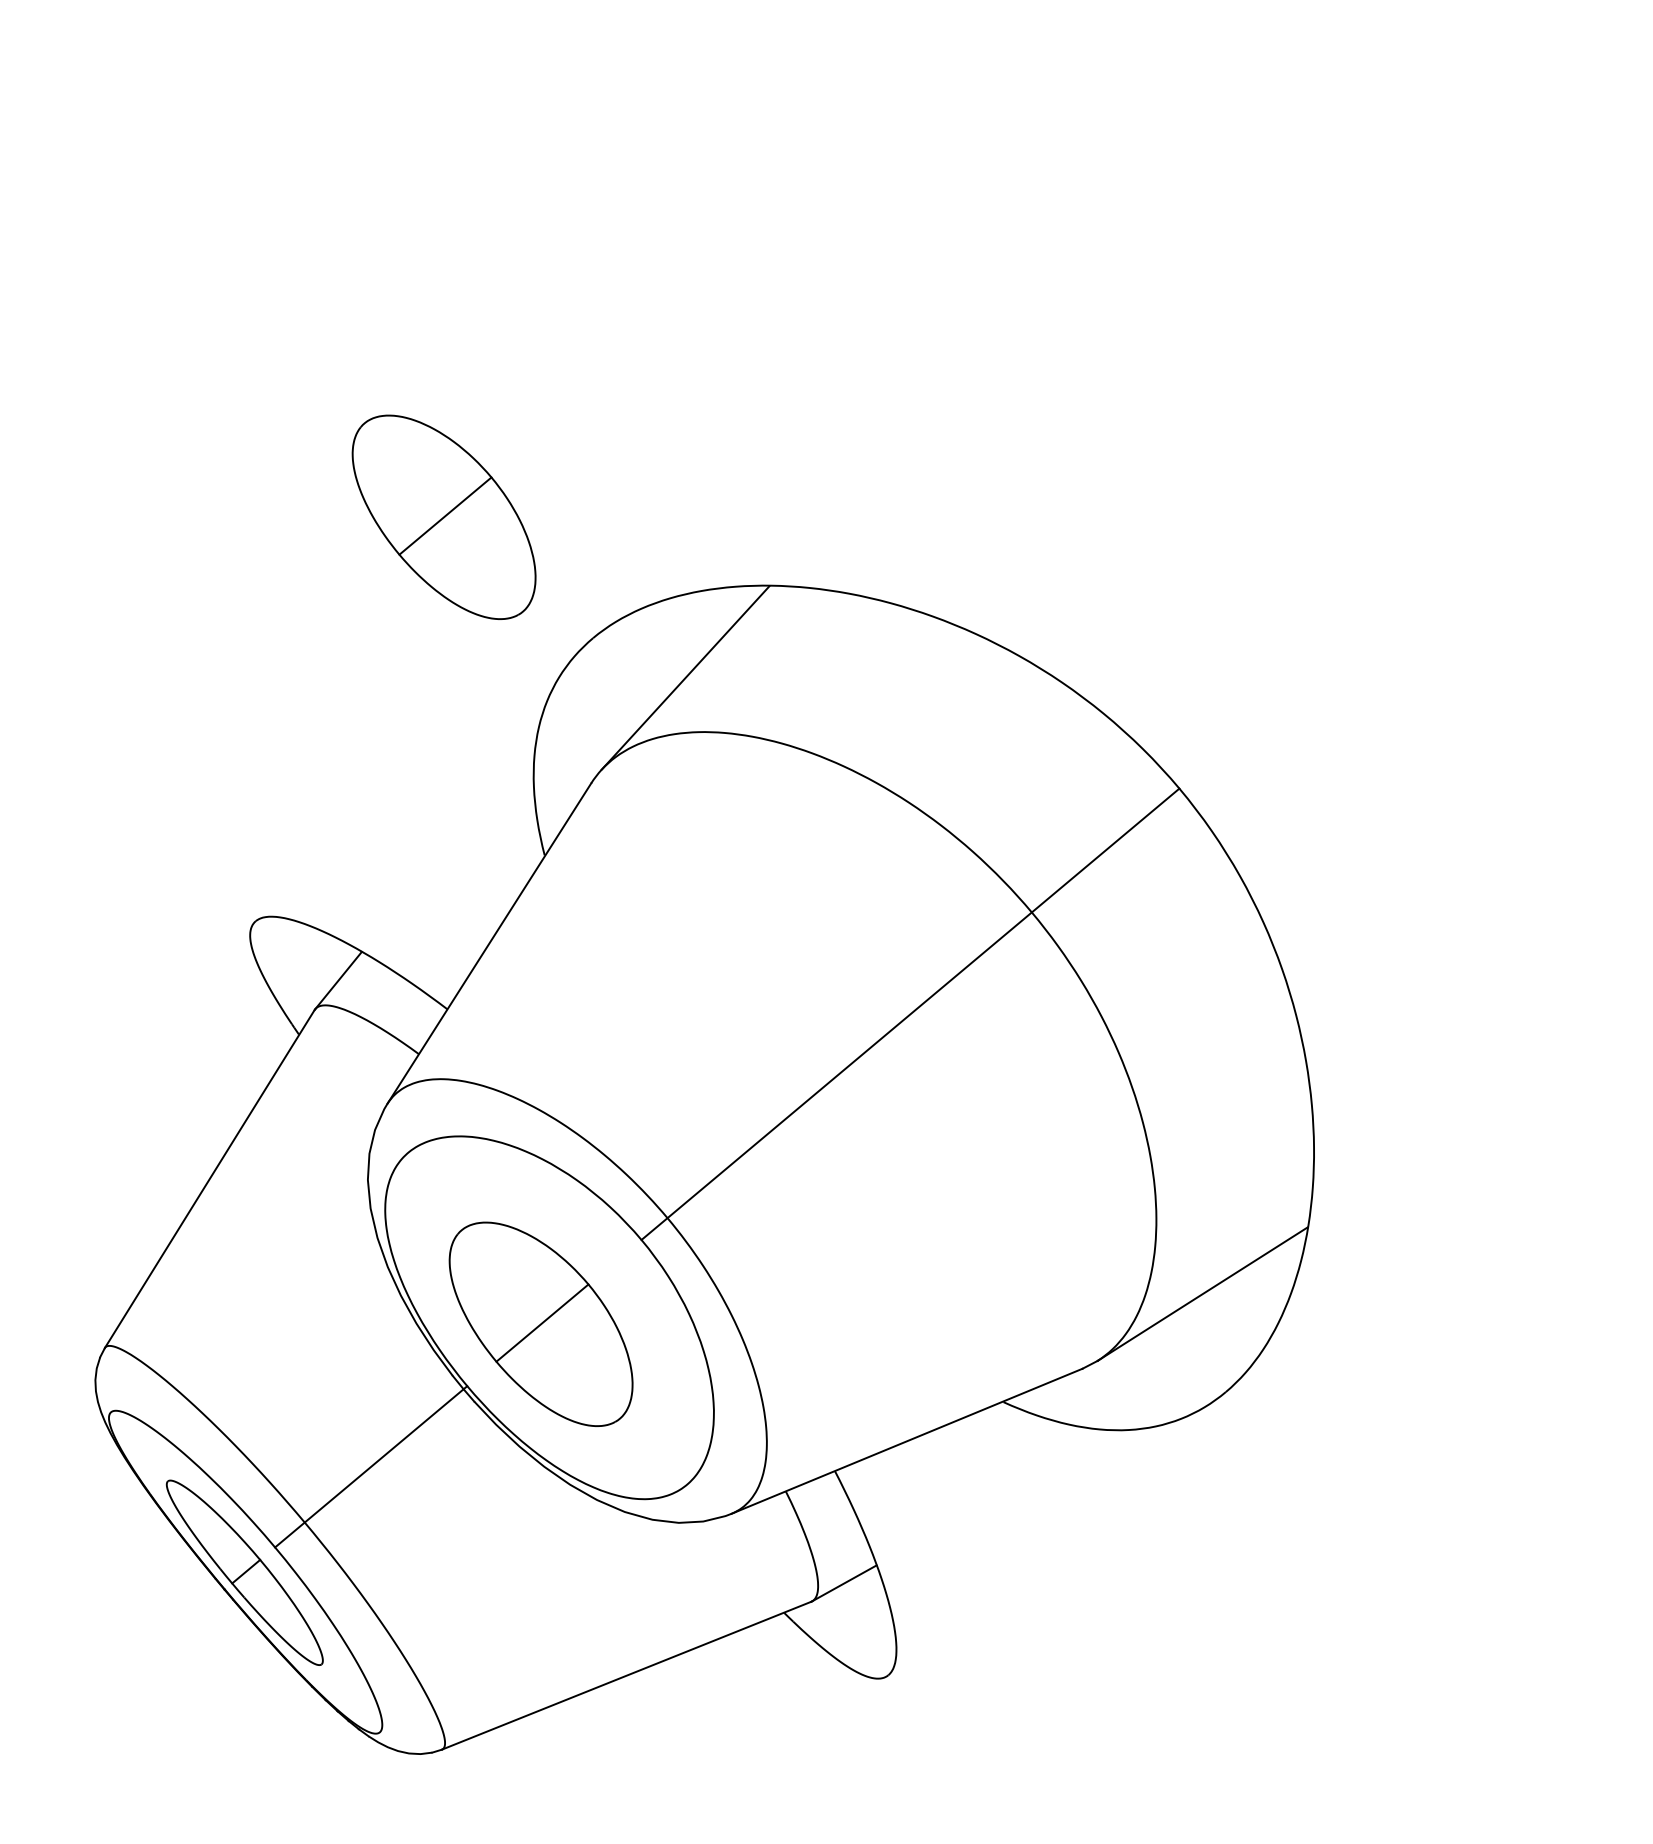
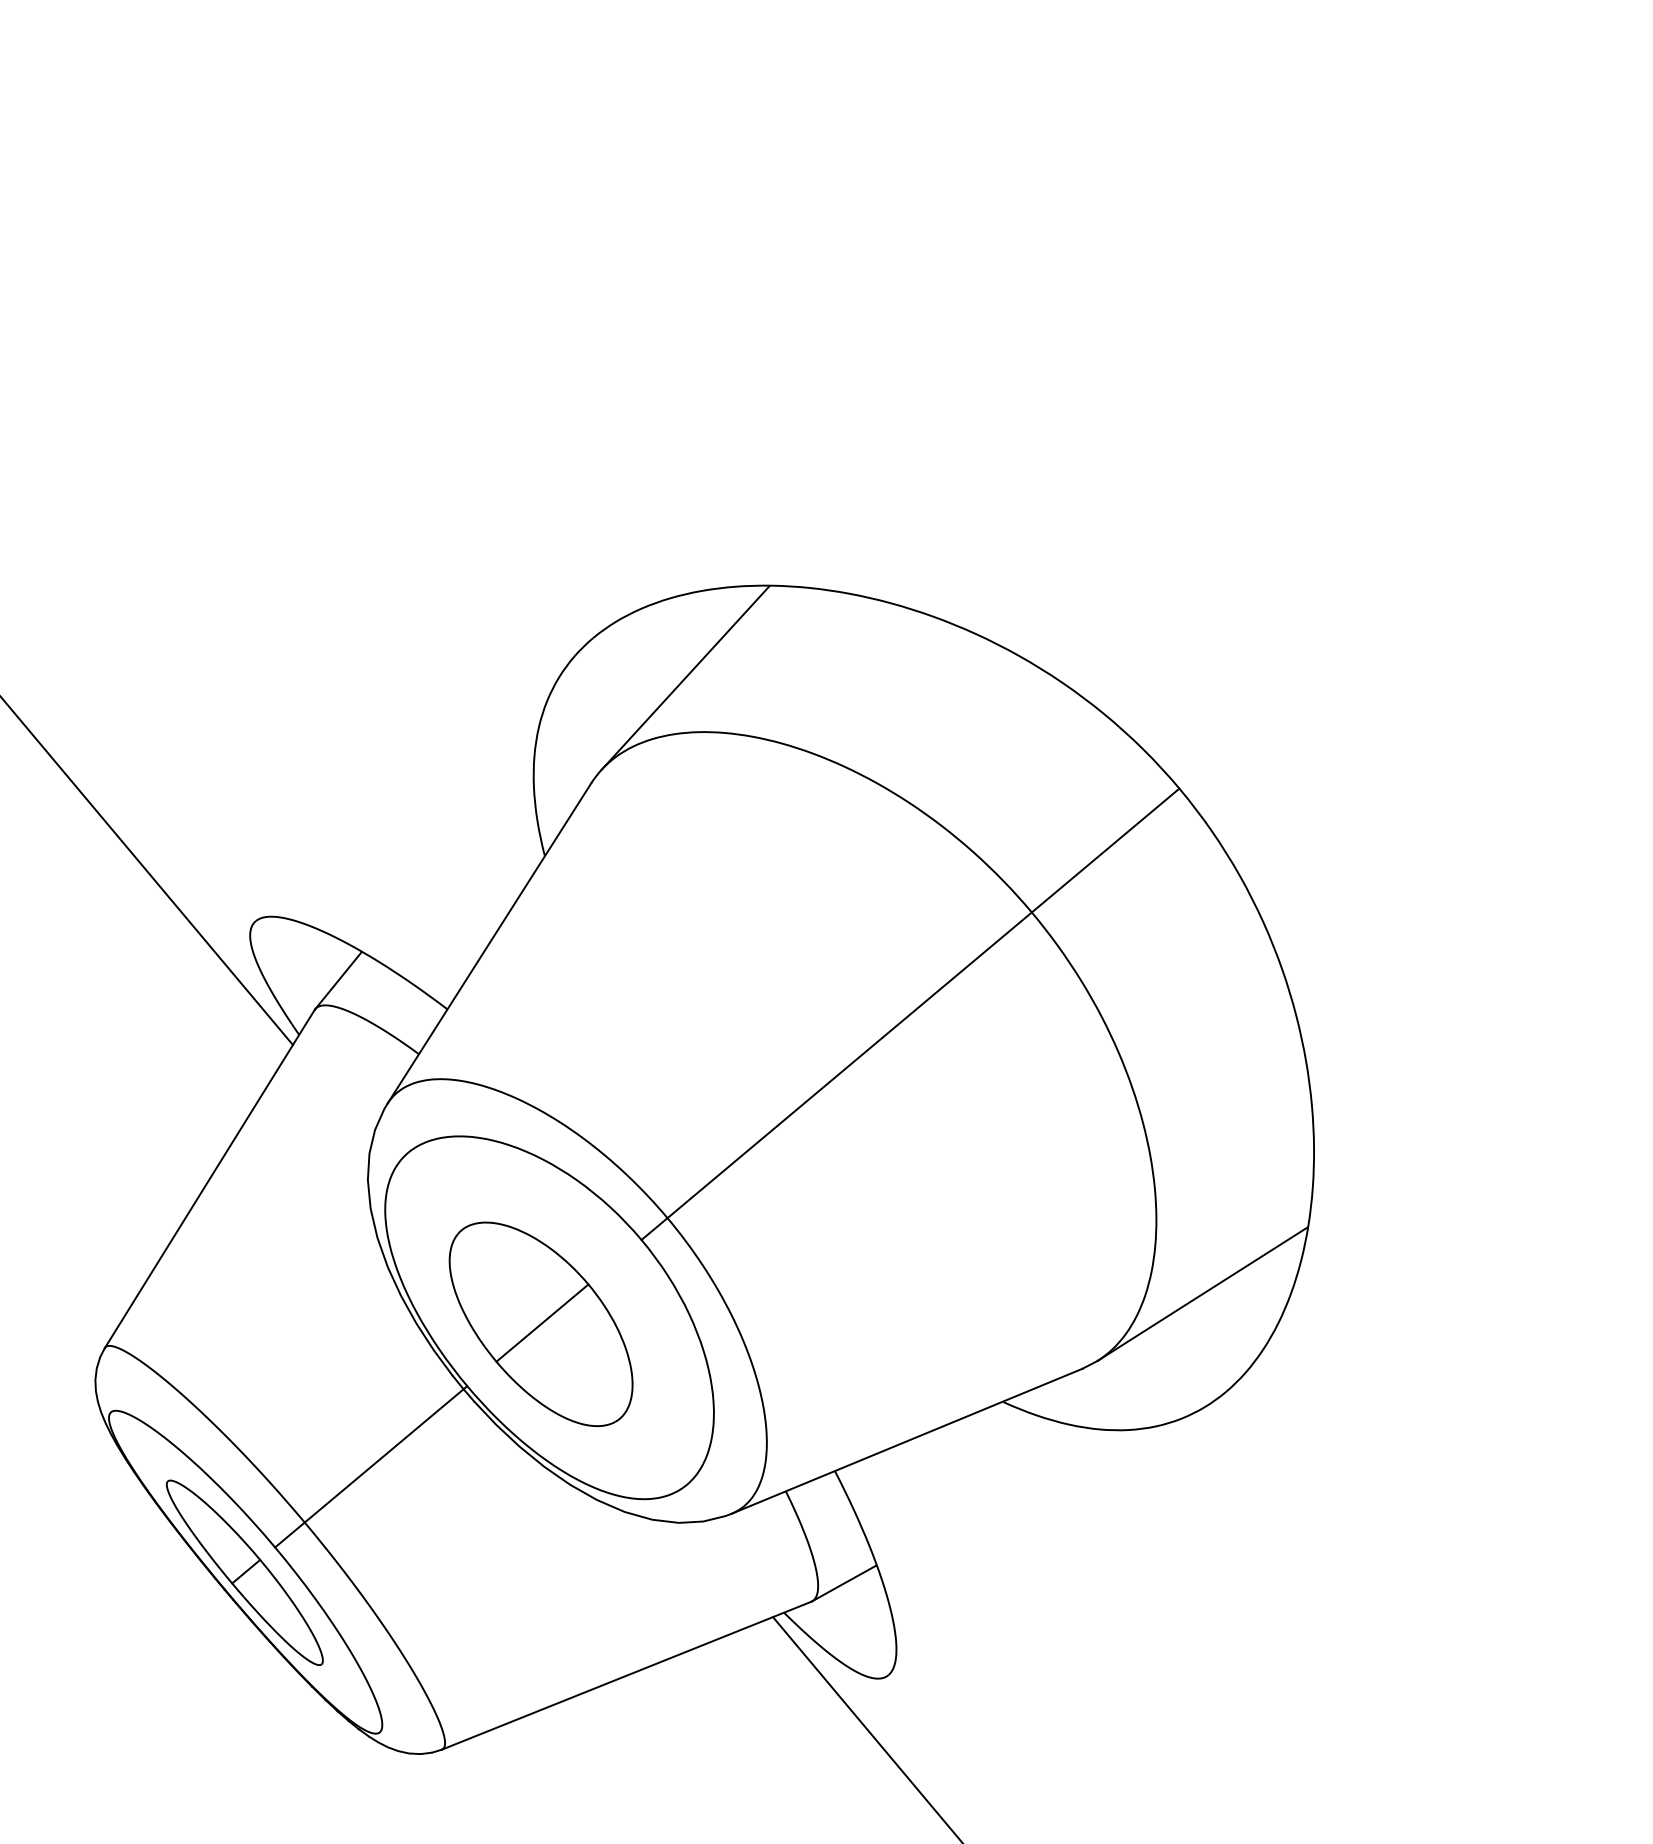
part: present -> none (443, 516)
line: none -> present (147, 871)
line: none -> present (866, 1728)
